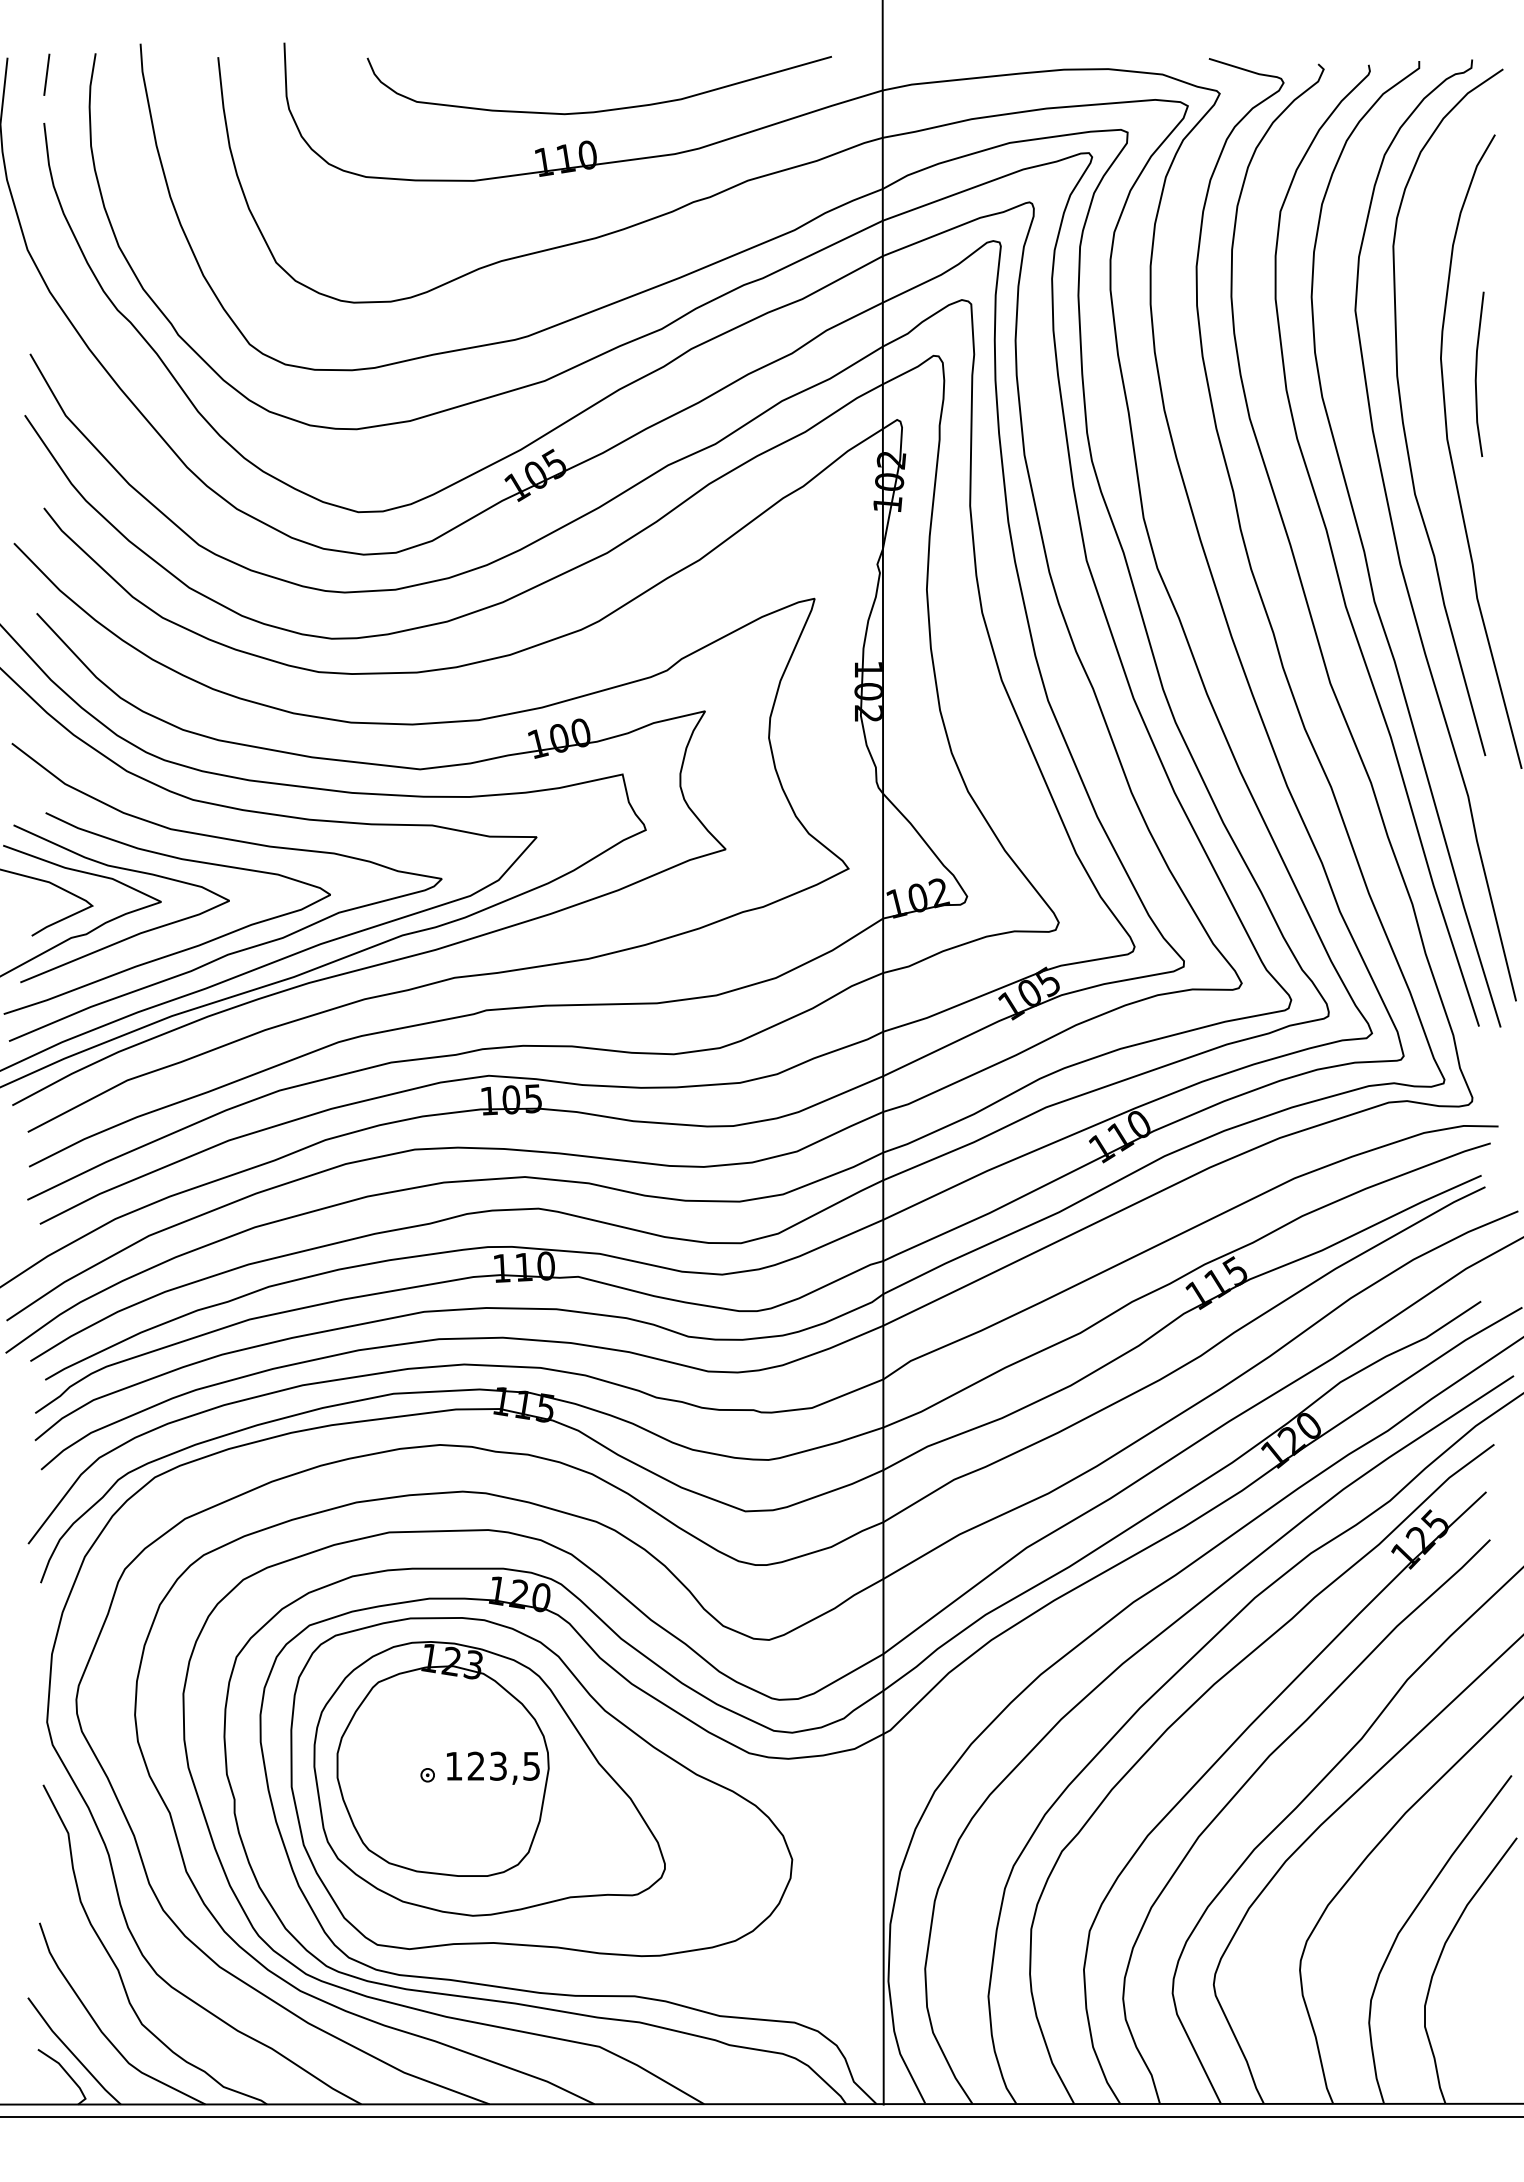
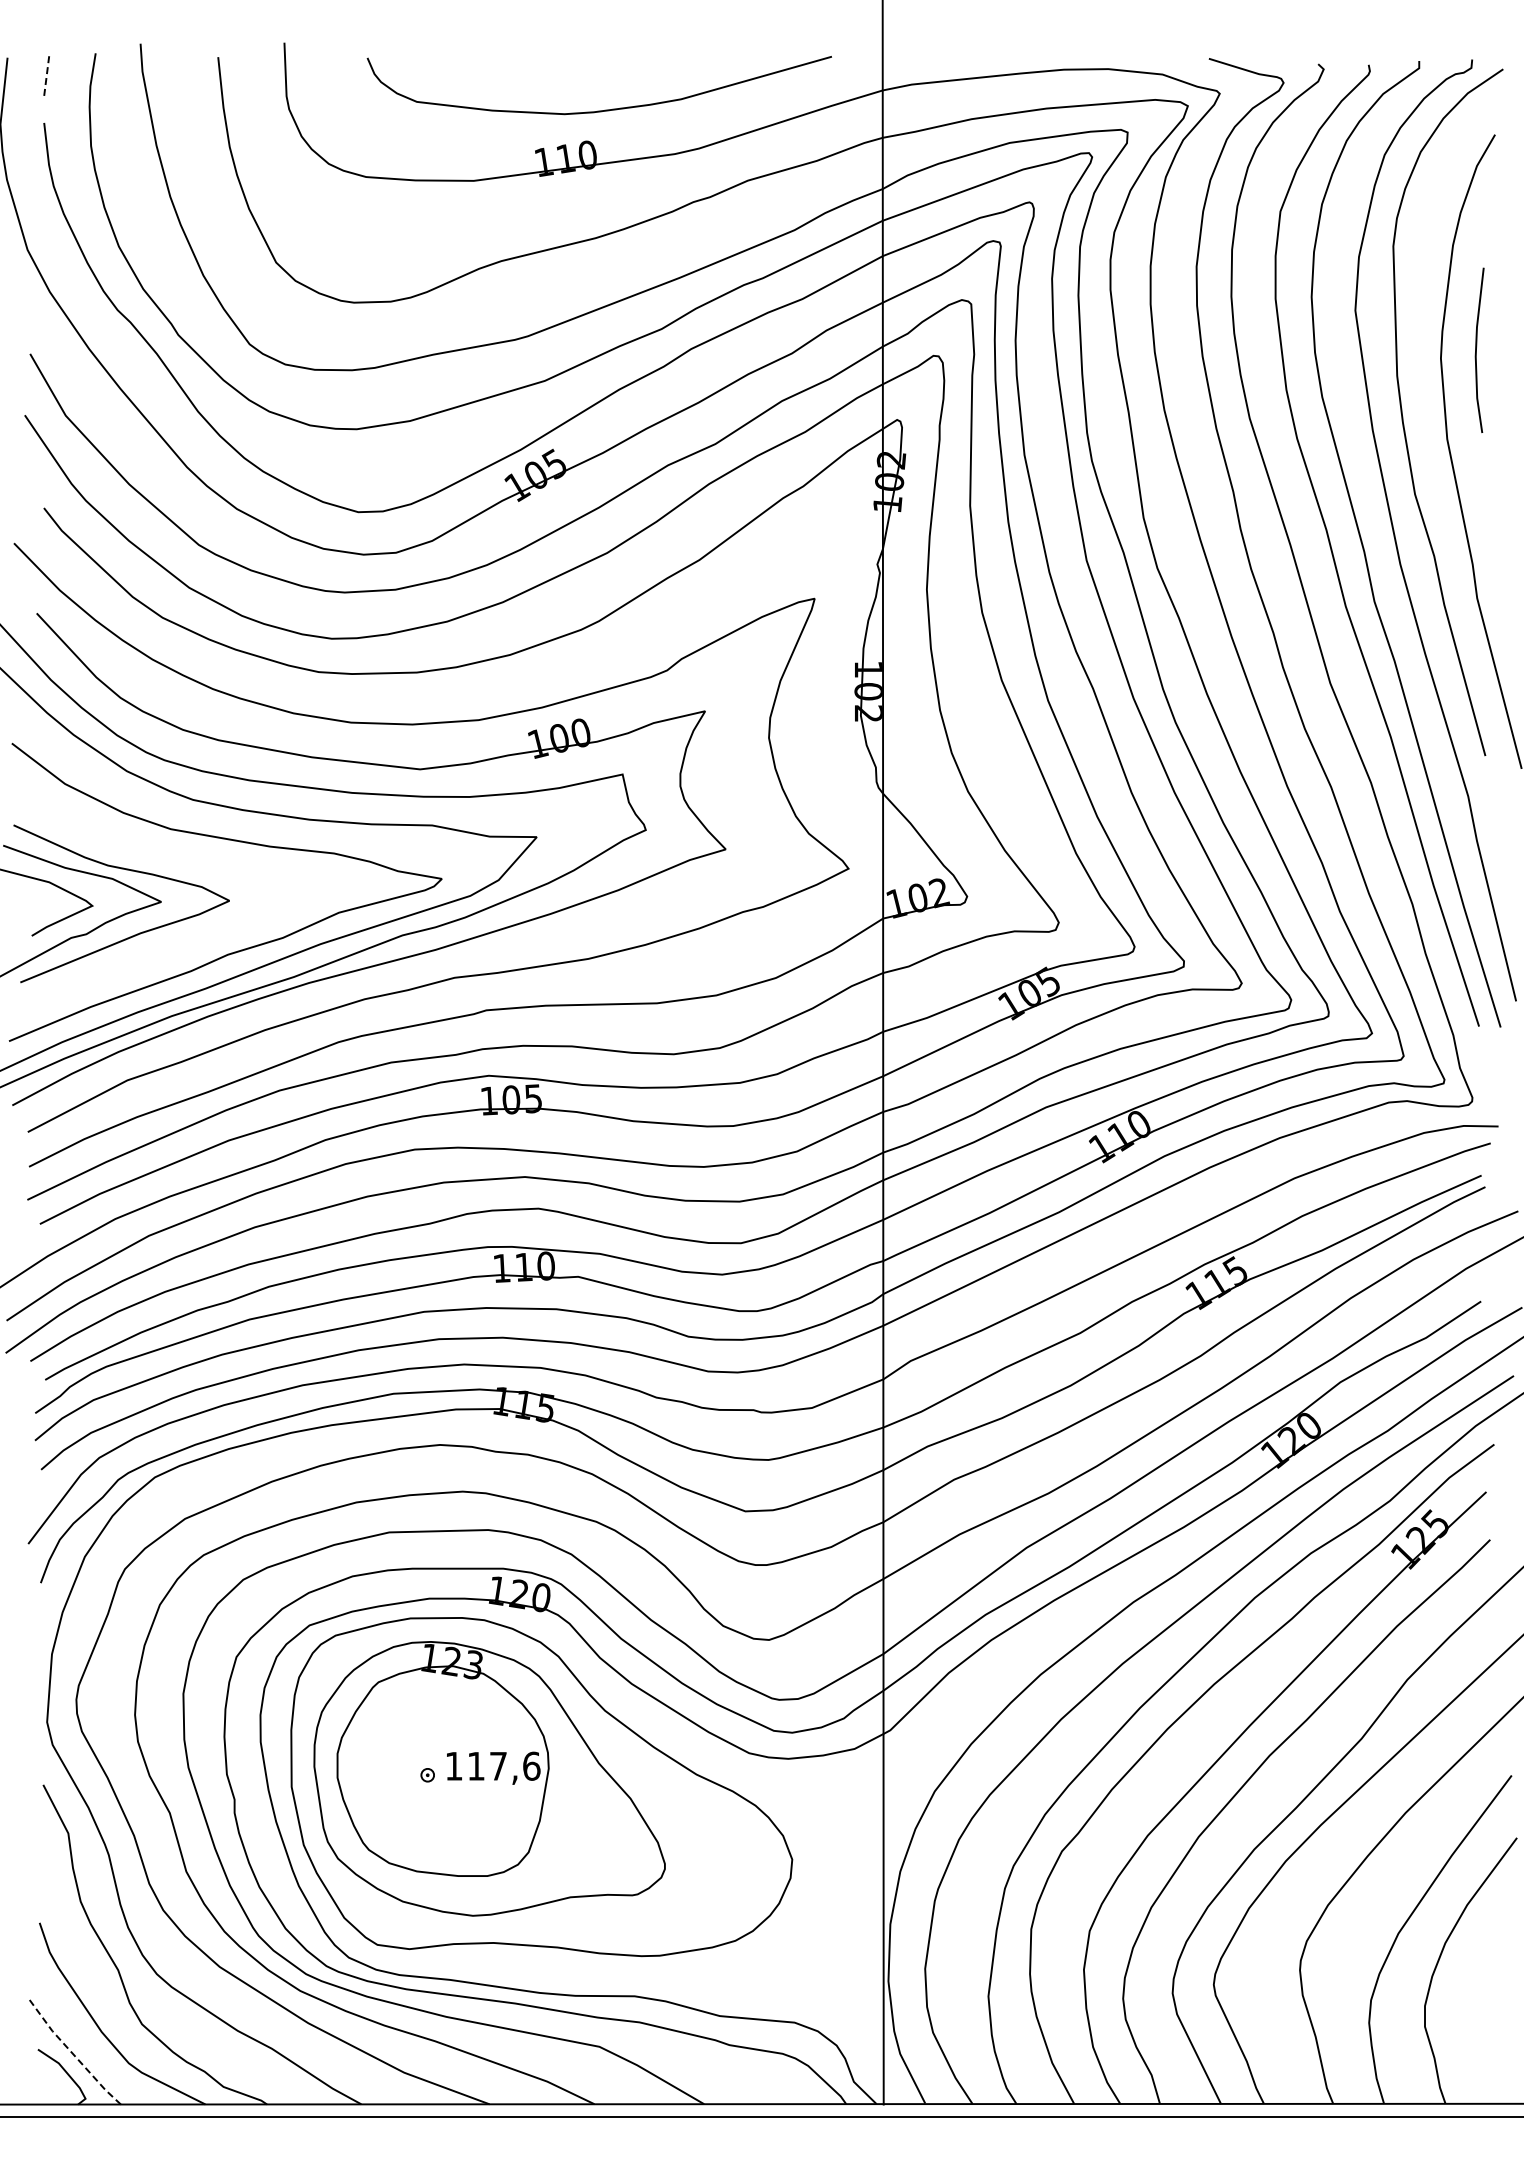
line: solid -> dashed (46, 74)
line position: (1476, 373) -> (1476, 349) (1476, 349)
curve: present -> none (180, 950)
text: 123,5 -> 117,6 (503, 1765)
line: solid -> dashed (72, 2053)
